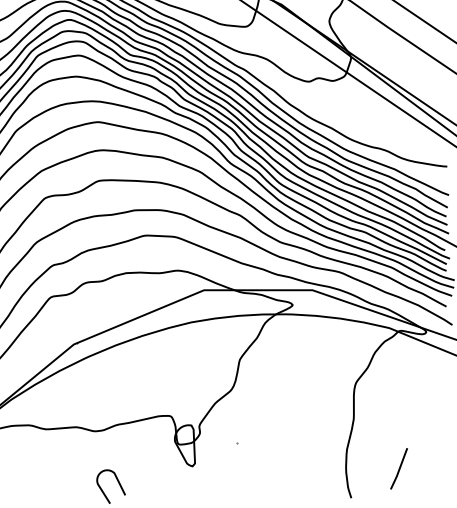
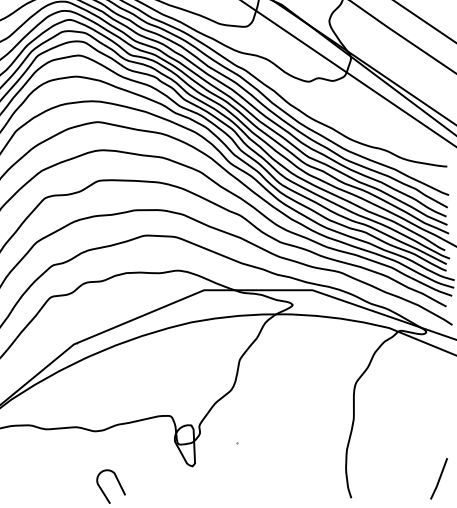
line position: (398, 468) -> (438, 478) (438, 478)
